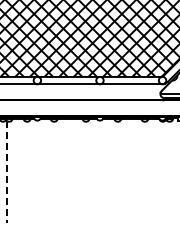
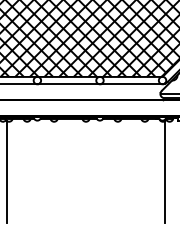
line: dashed -> solid (7, 171)
line: none -> present (164, 171)
